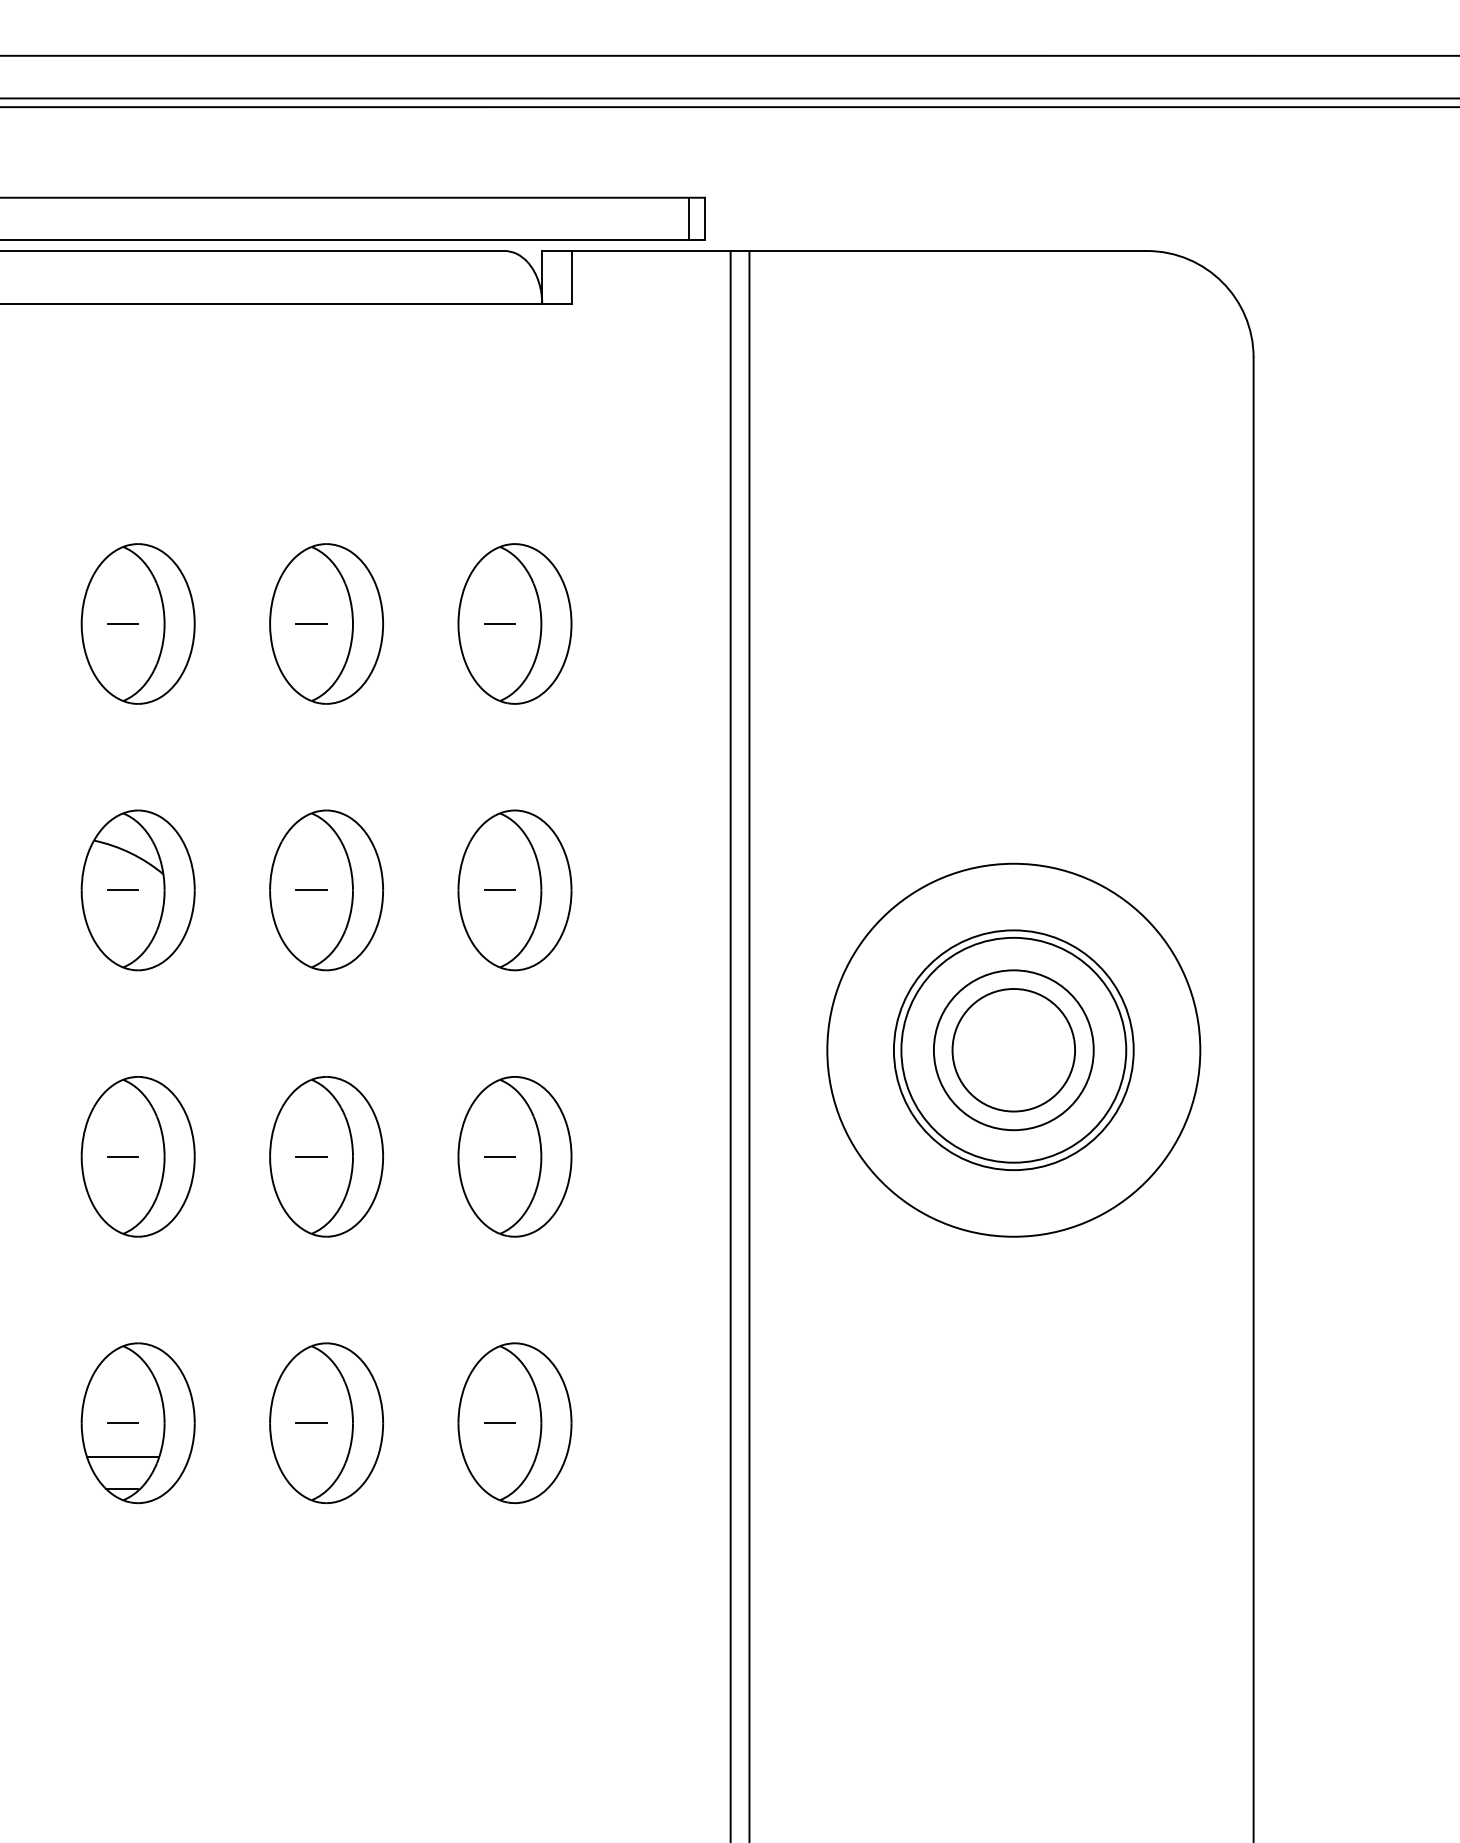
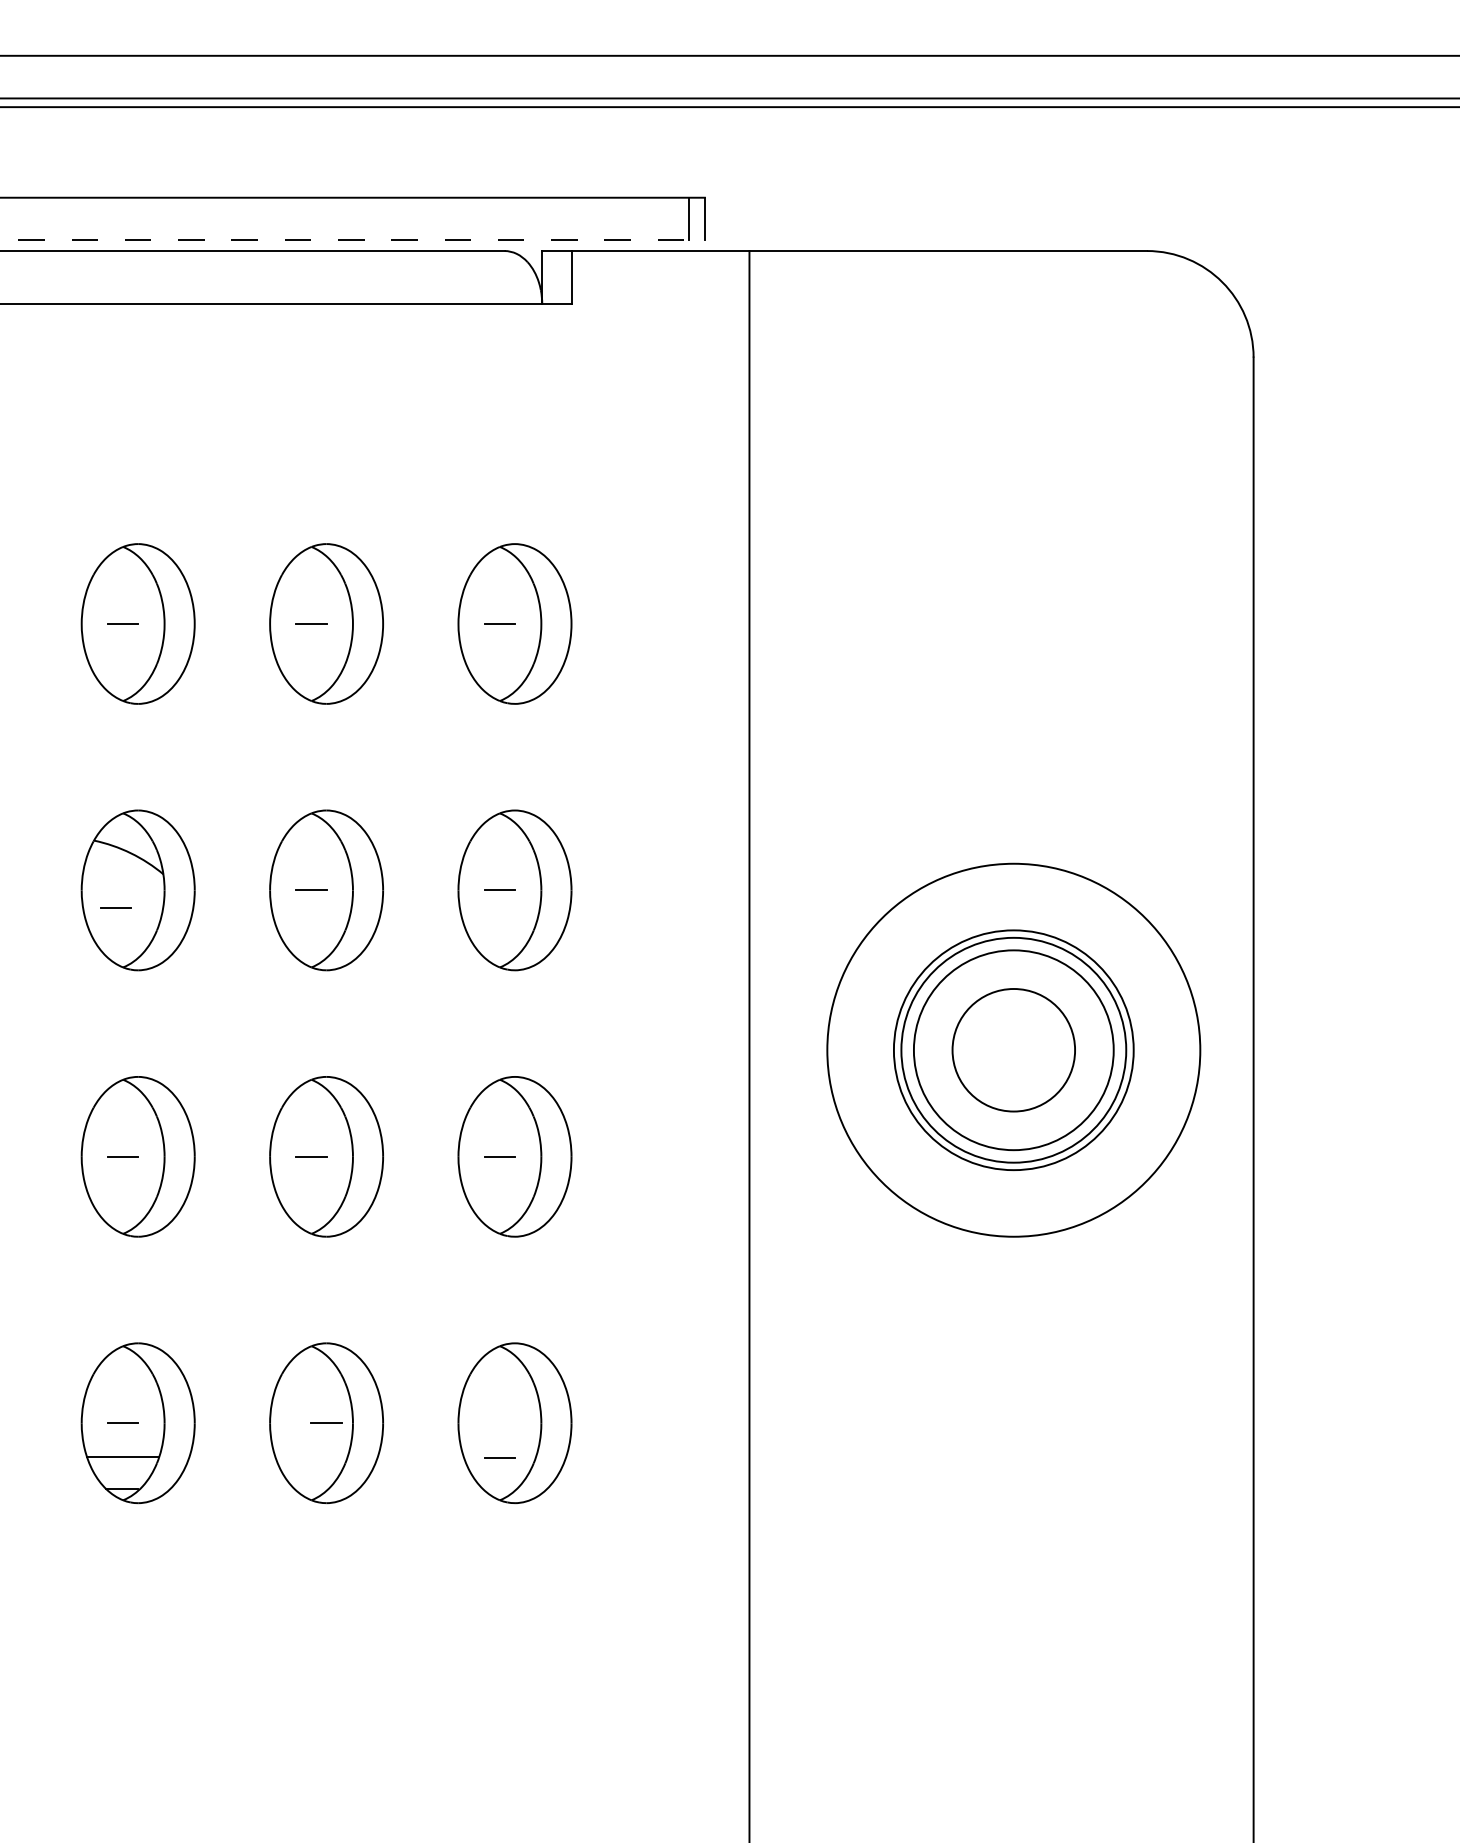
line: solid -> dashed (353, 240)
line position: (122, 889) -> (115, 907) (115, 907)
line: present -> none (730, 1045)
circle diameter: 160 px -> 200 px (1013, 1050)
line position: (311, 1422) -> (326, 1422) (326, 1422)
line position: (499, 1422) -> (499, 1457) (499, 1457)
